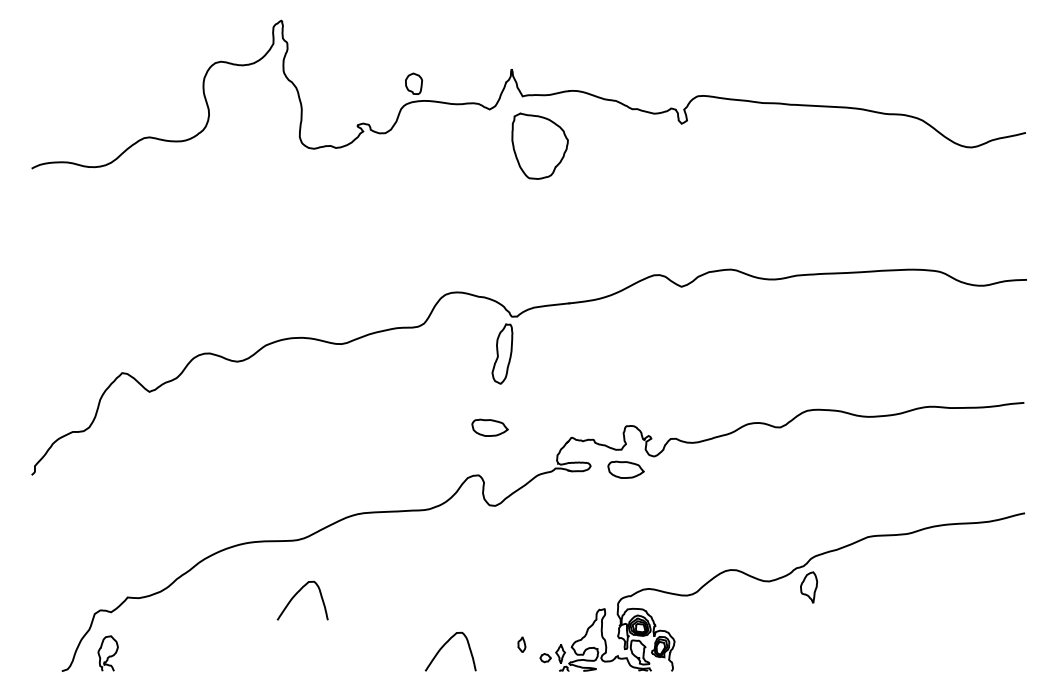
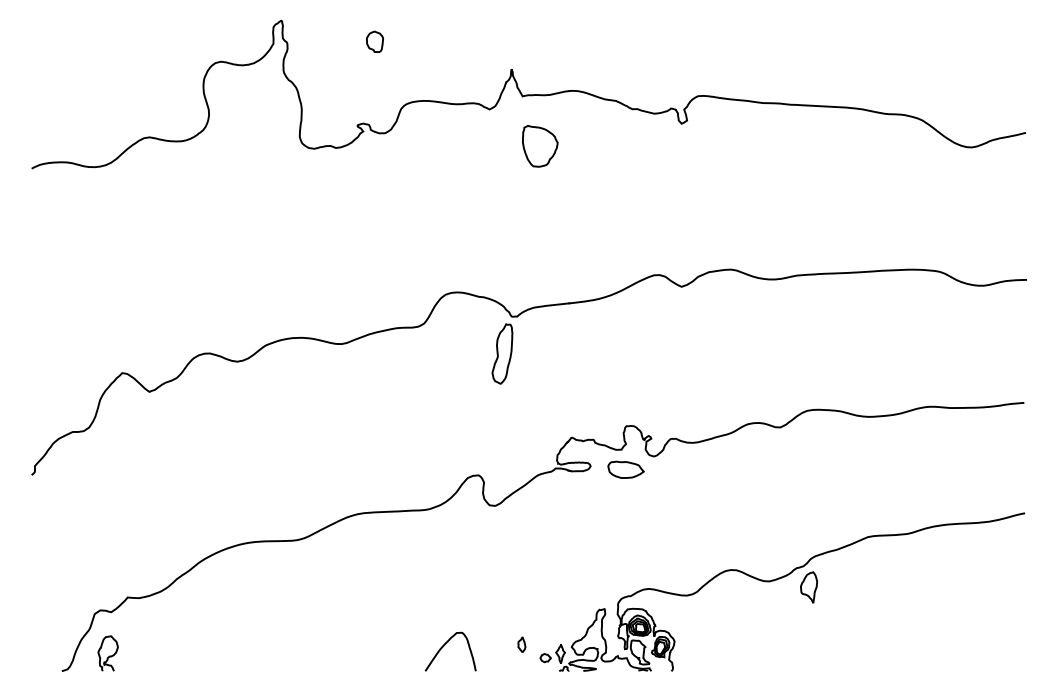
part position: (414, 83) -> (375, 41) (375, 41)
part size: 58x68 px -> 37x43 px (540, 146)
part: present -> none (489, 427)
curve: present -> none (297, 594)
